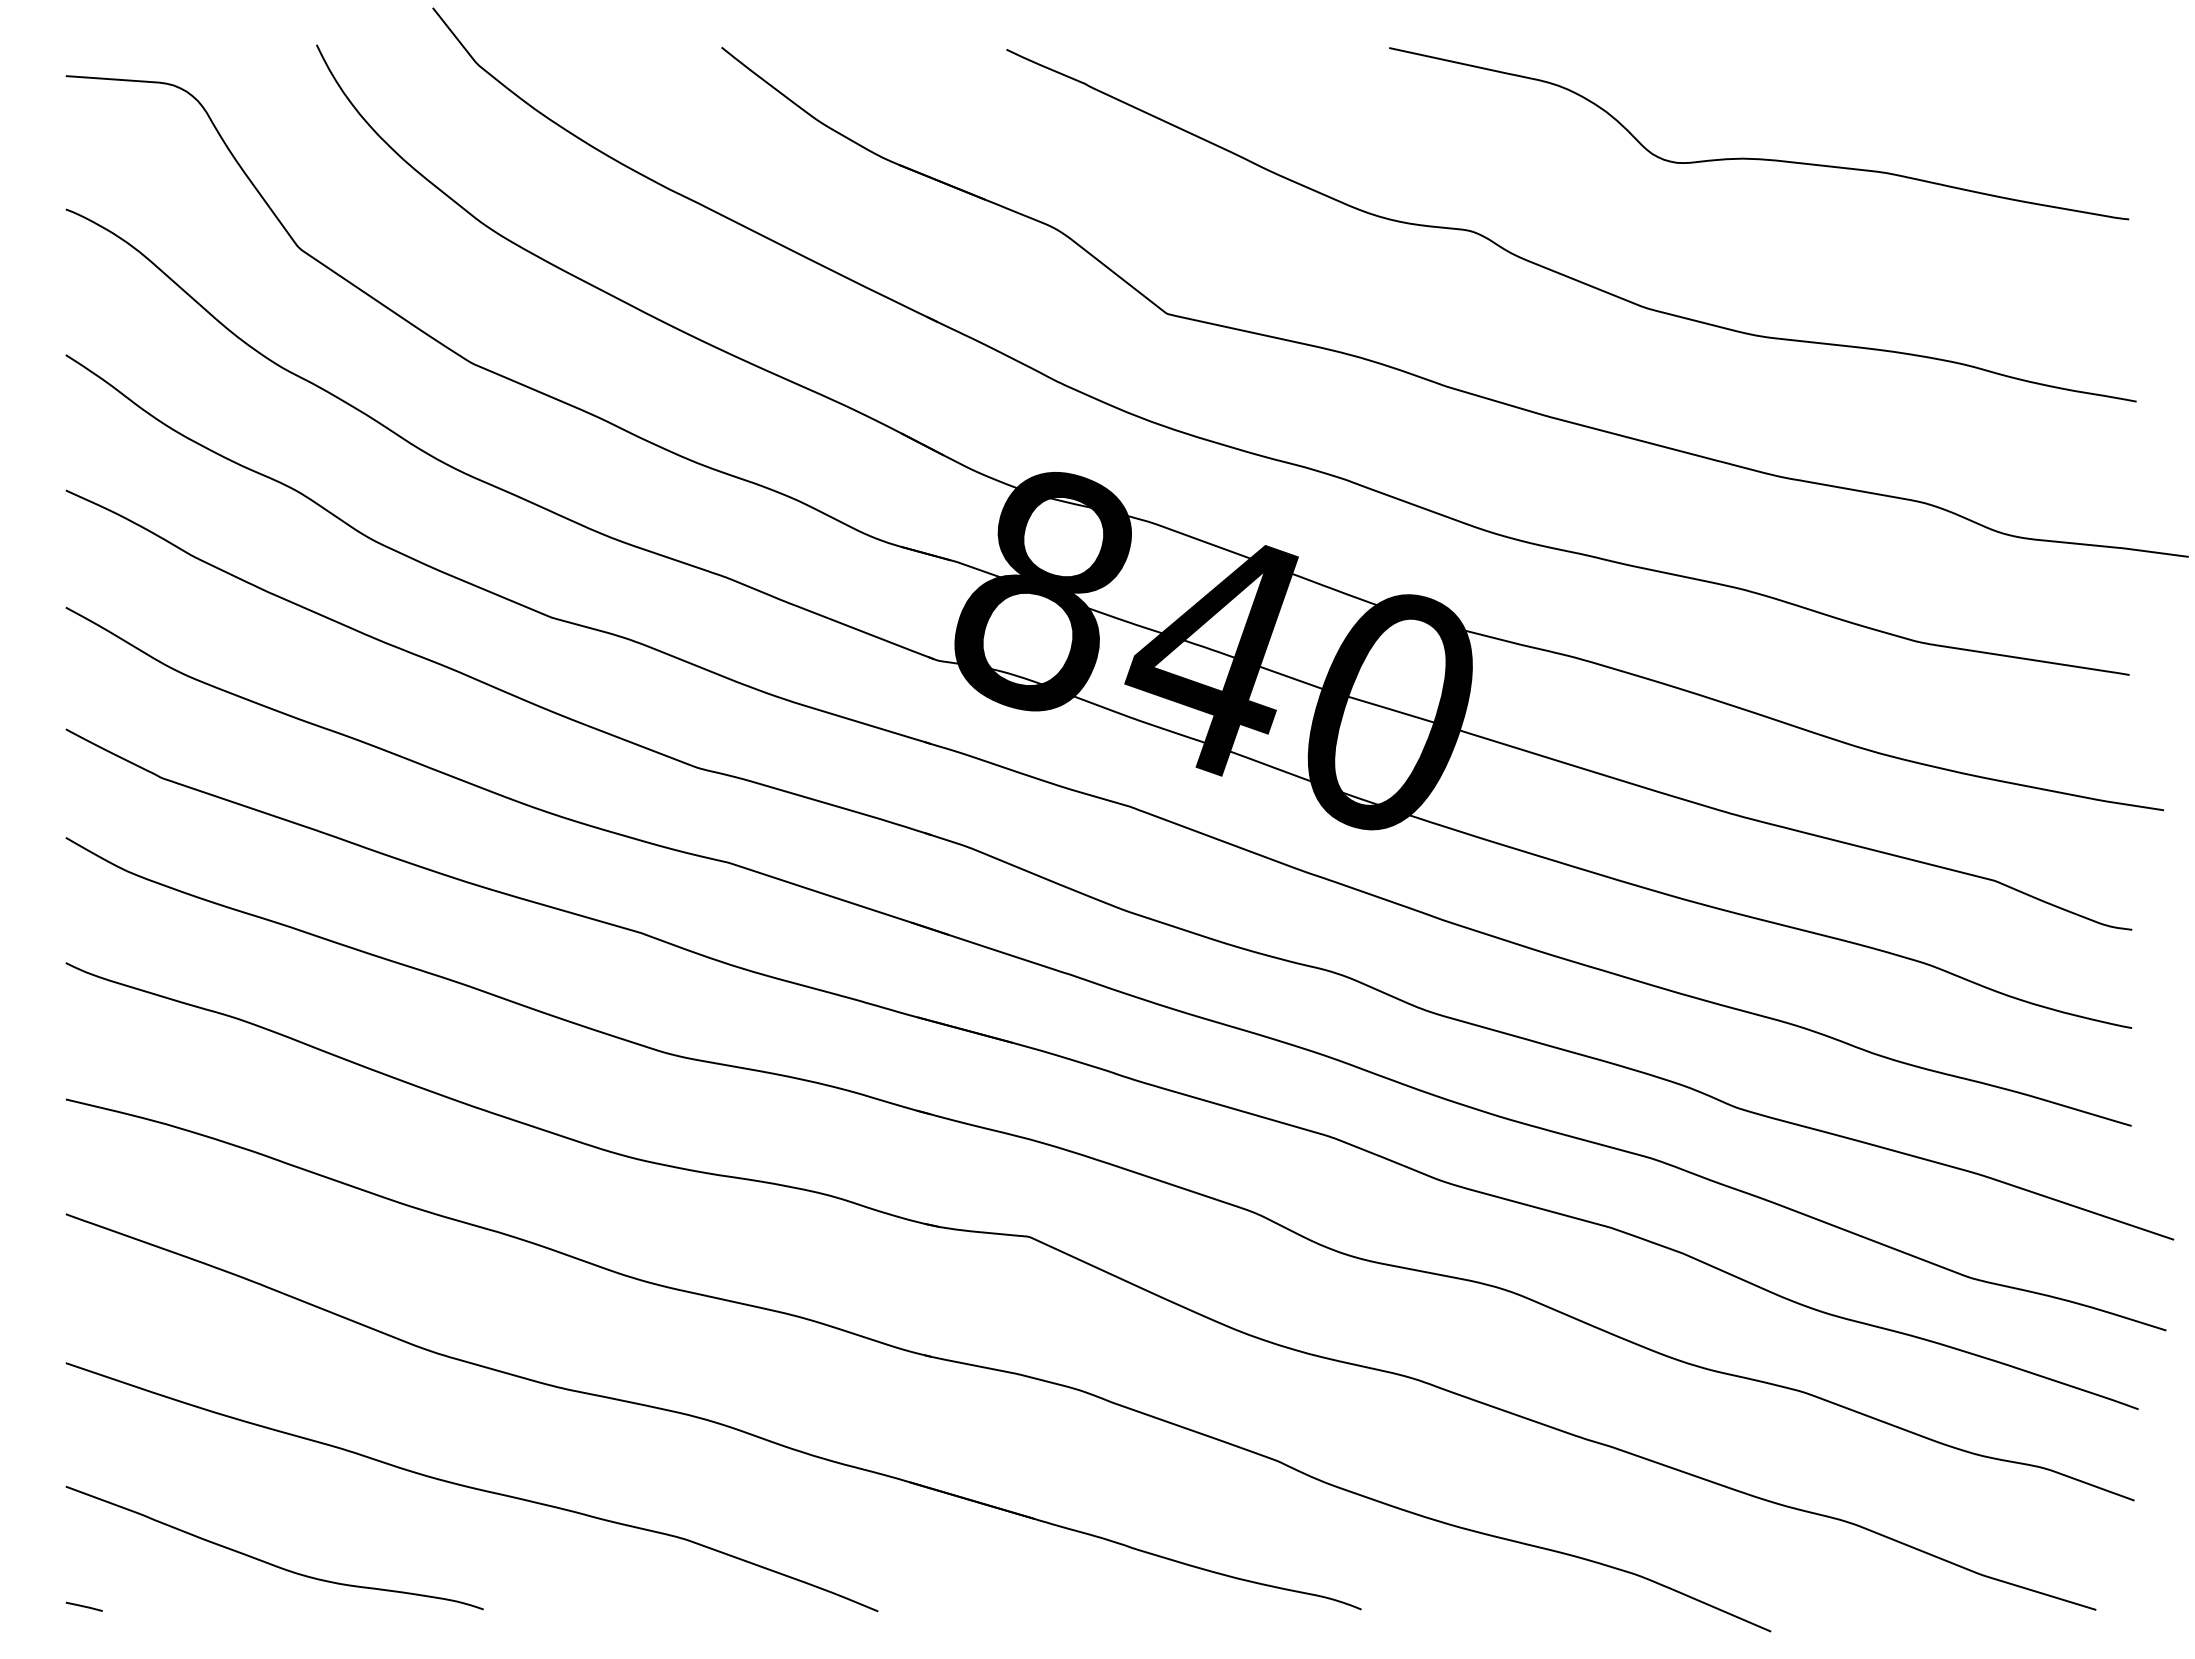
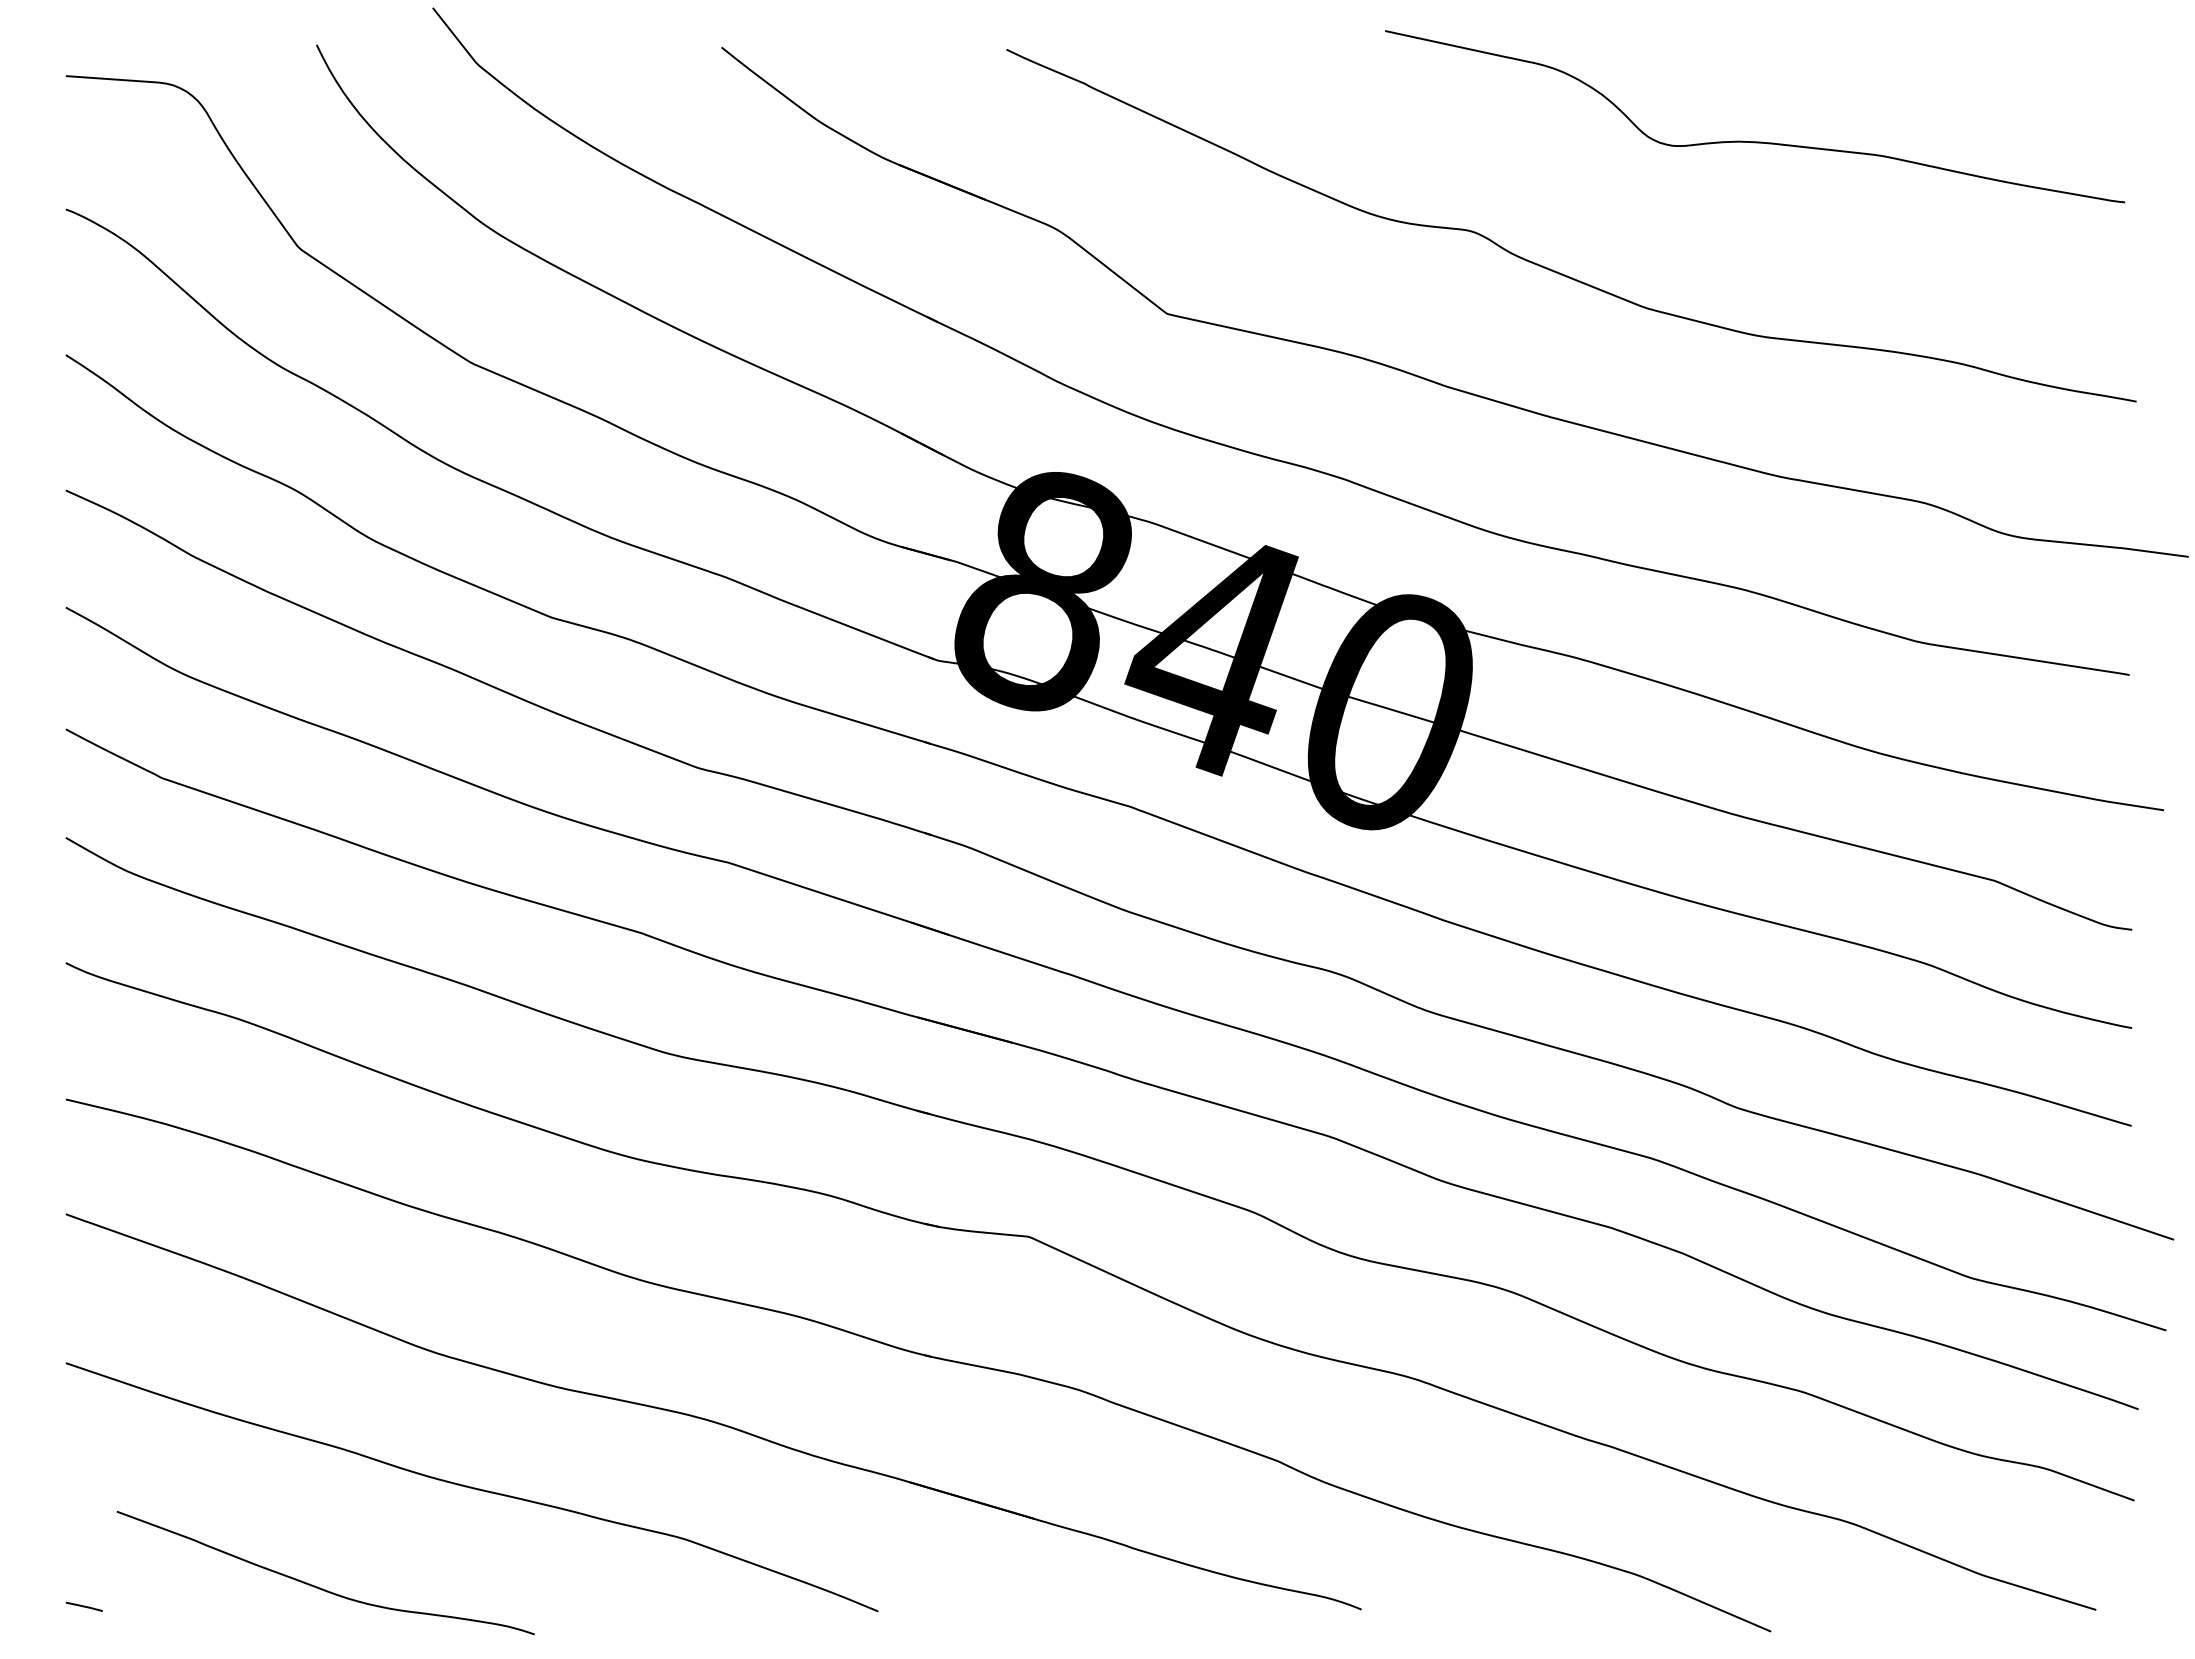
curve position: (1759, 158) -> (1755, 141) (1755, 141)
curve position: (269, 1562) -> (320, 1587) (320, 1587)
